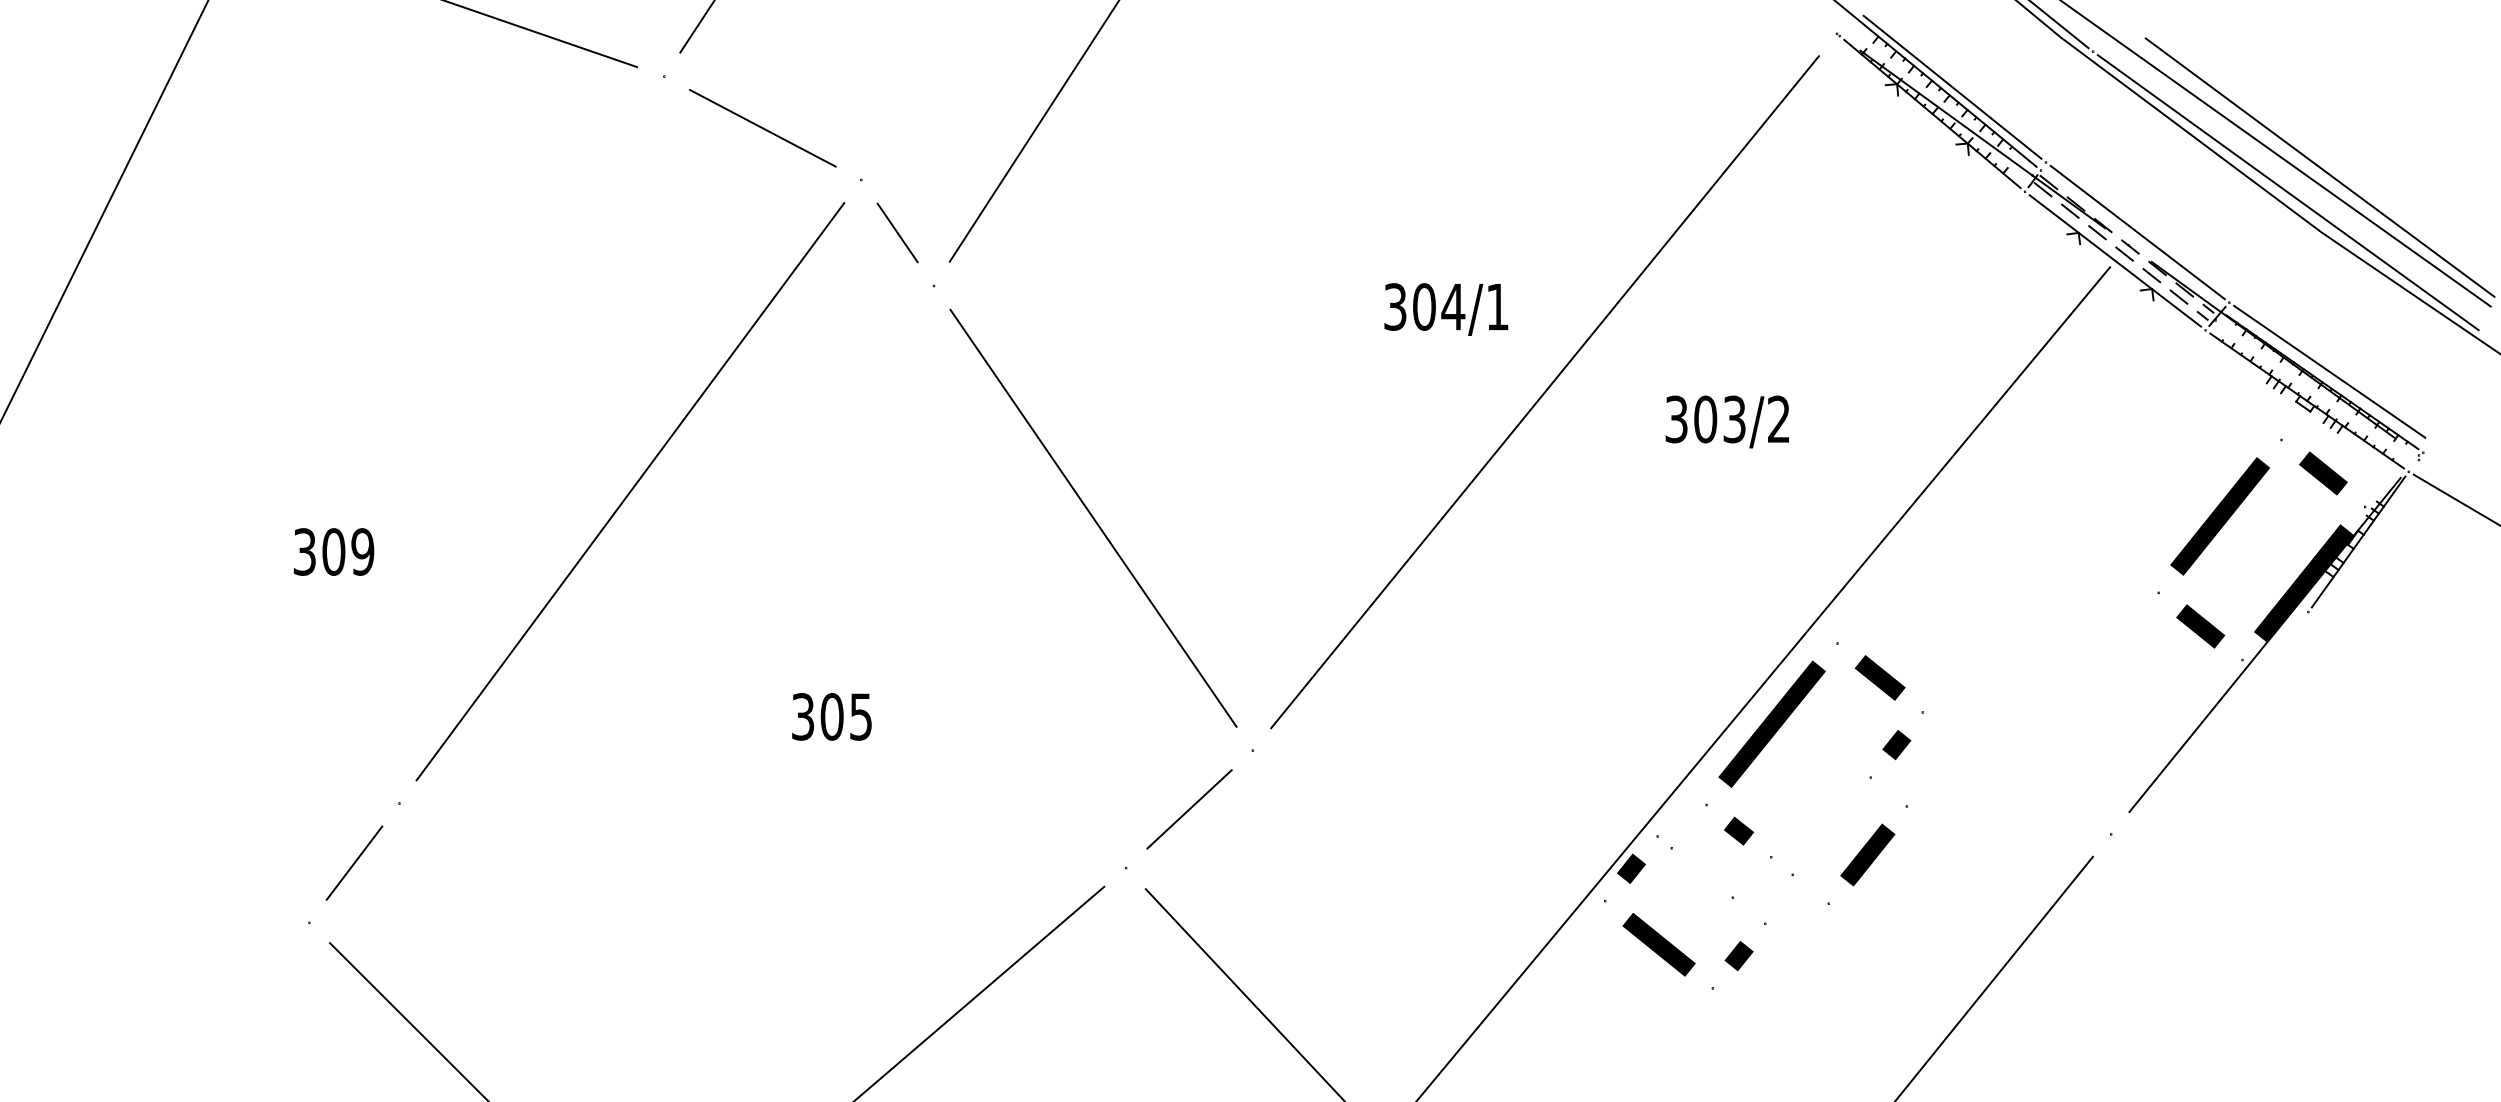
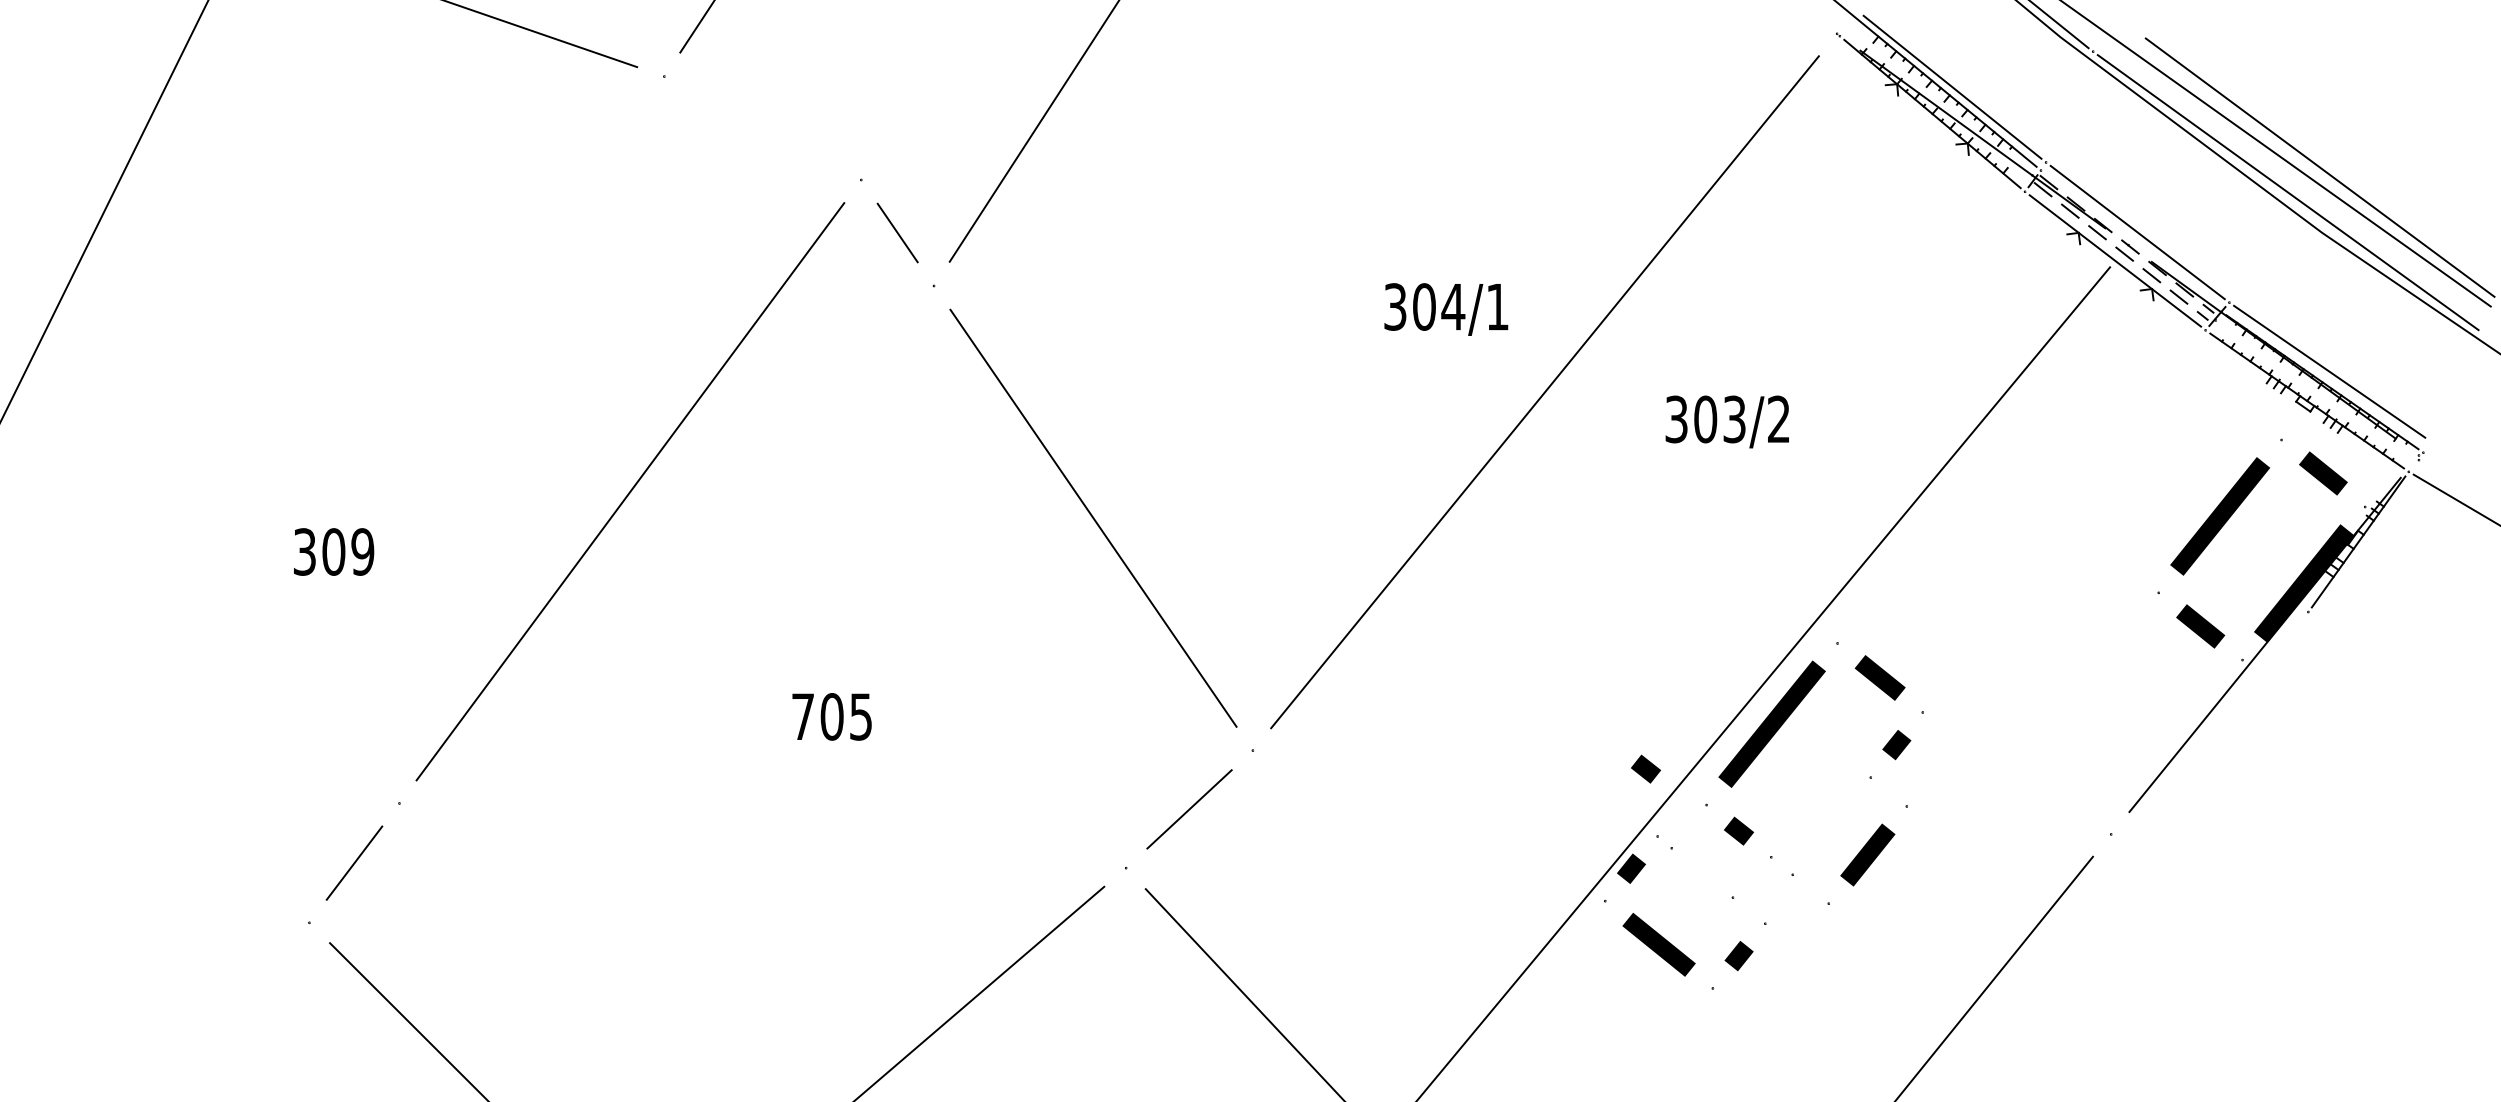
line: present -> none (762, 127)
text: 305 -> 705 (803, 716)
line: none -> present (1645, 768)
